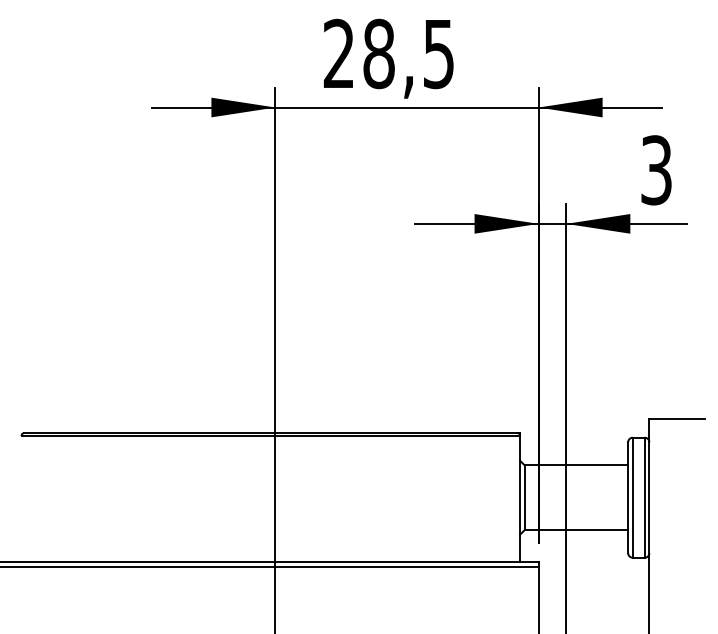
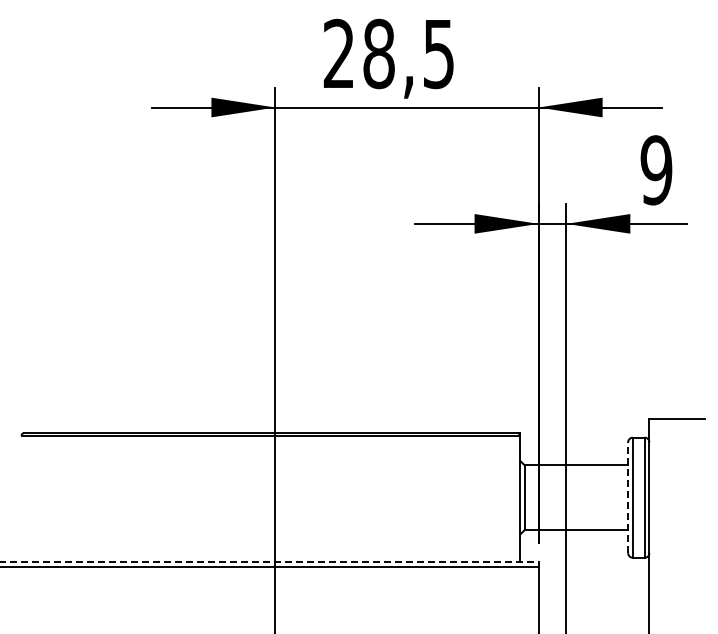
text: 3 -> 9 (656, 170)
line: solid -> dashed (628, 497)
line: solid -> dashed (269, 562)
